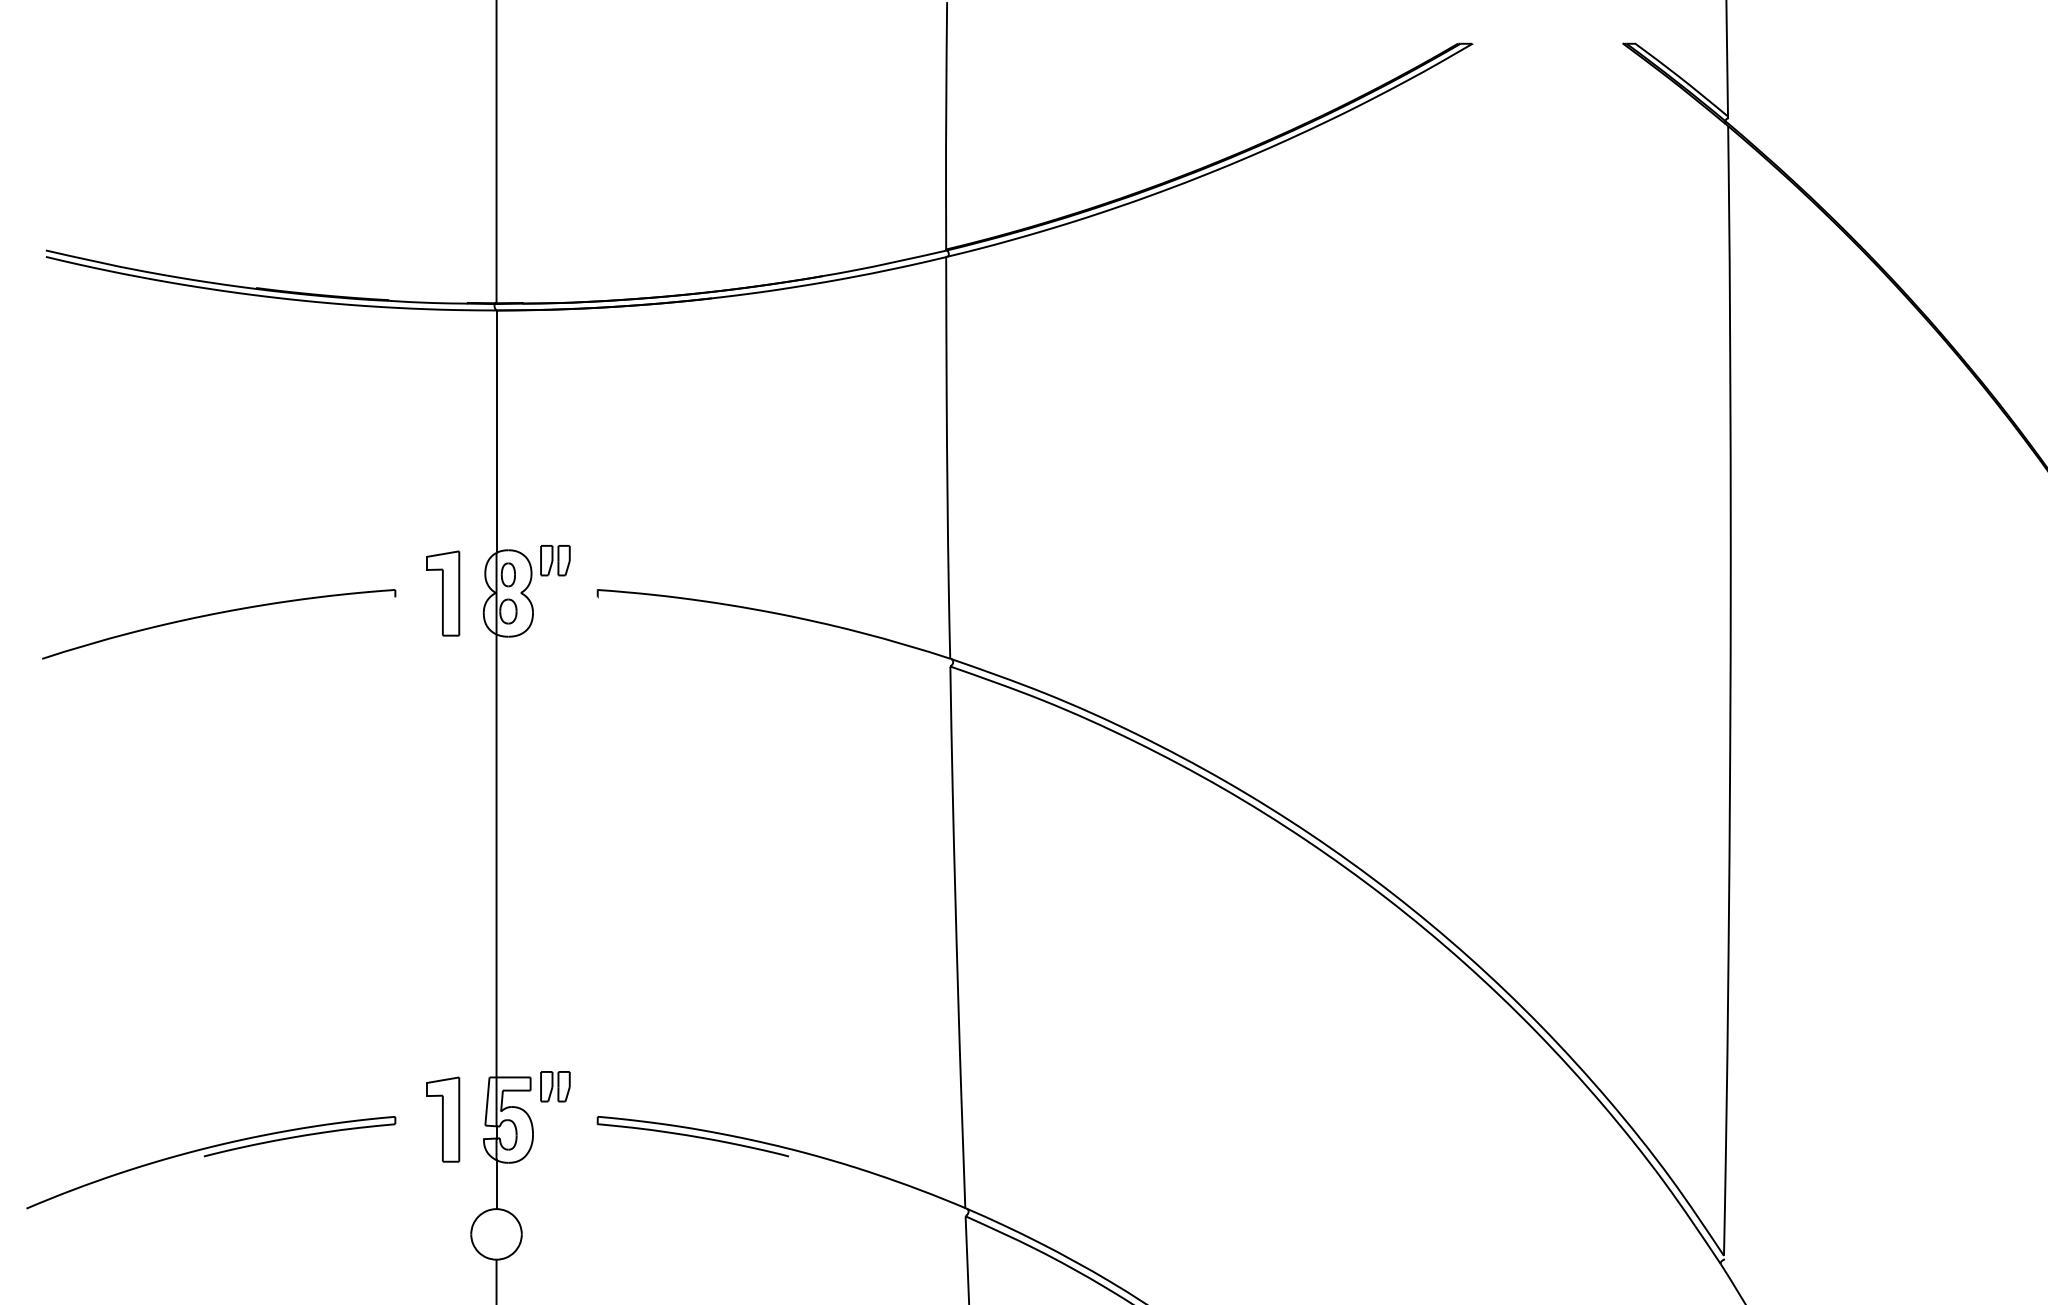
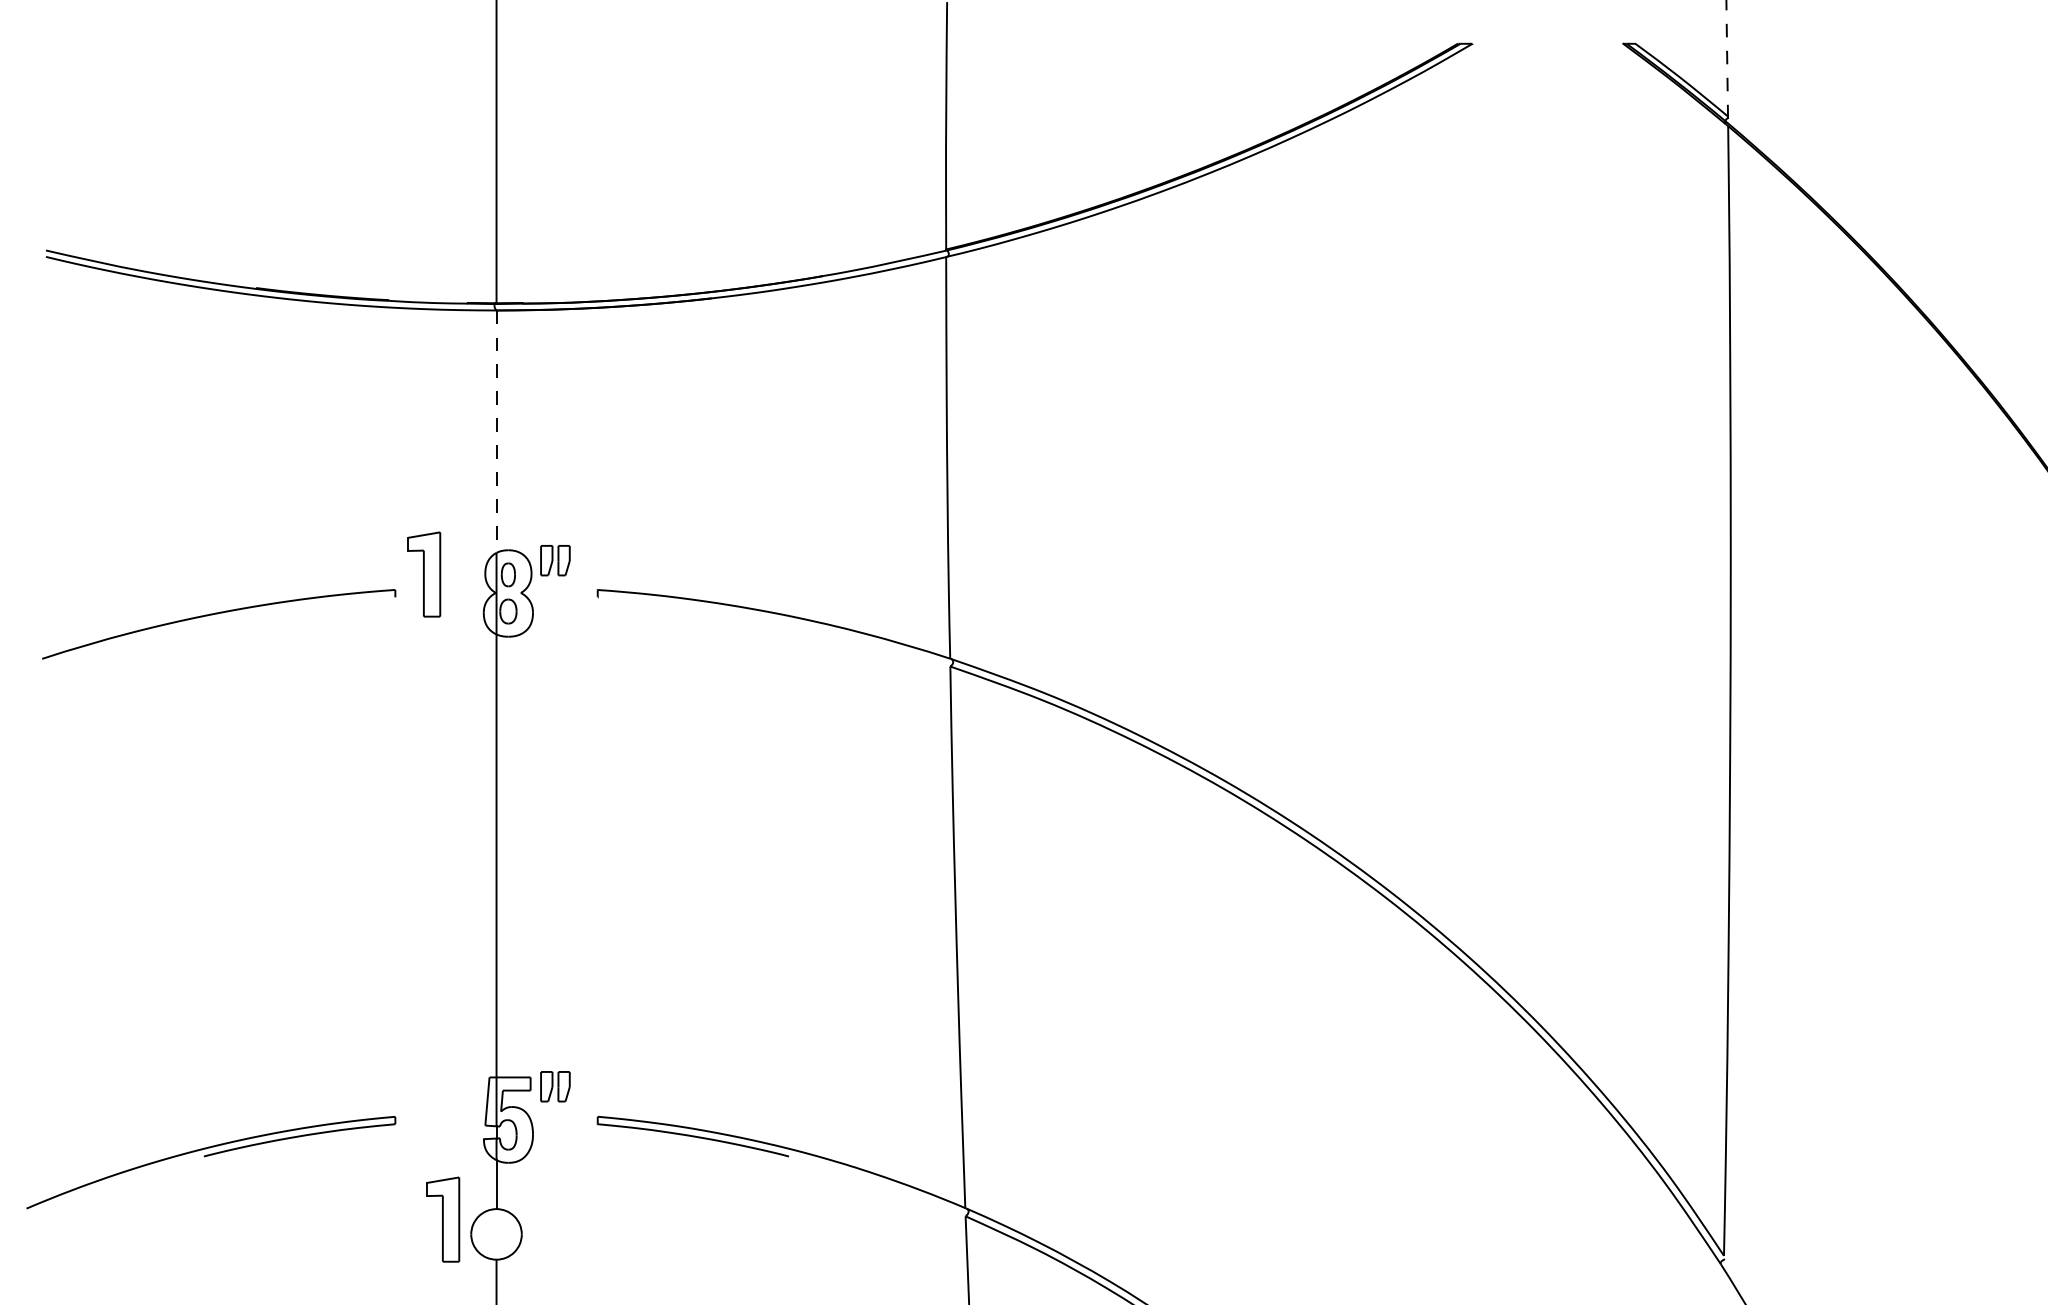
line: solid -> dashed (1727, 59)
line: solid -> dashed (496, 432)
part position: (443, 593) -> (424, 574) (424, 574)
part position: (443, 1119) -> (443, 1219) (443, 1219)
